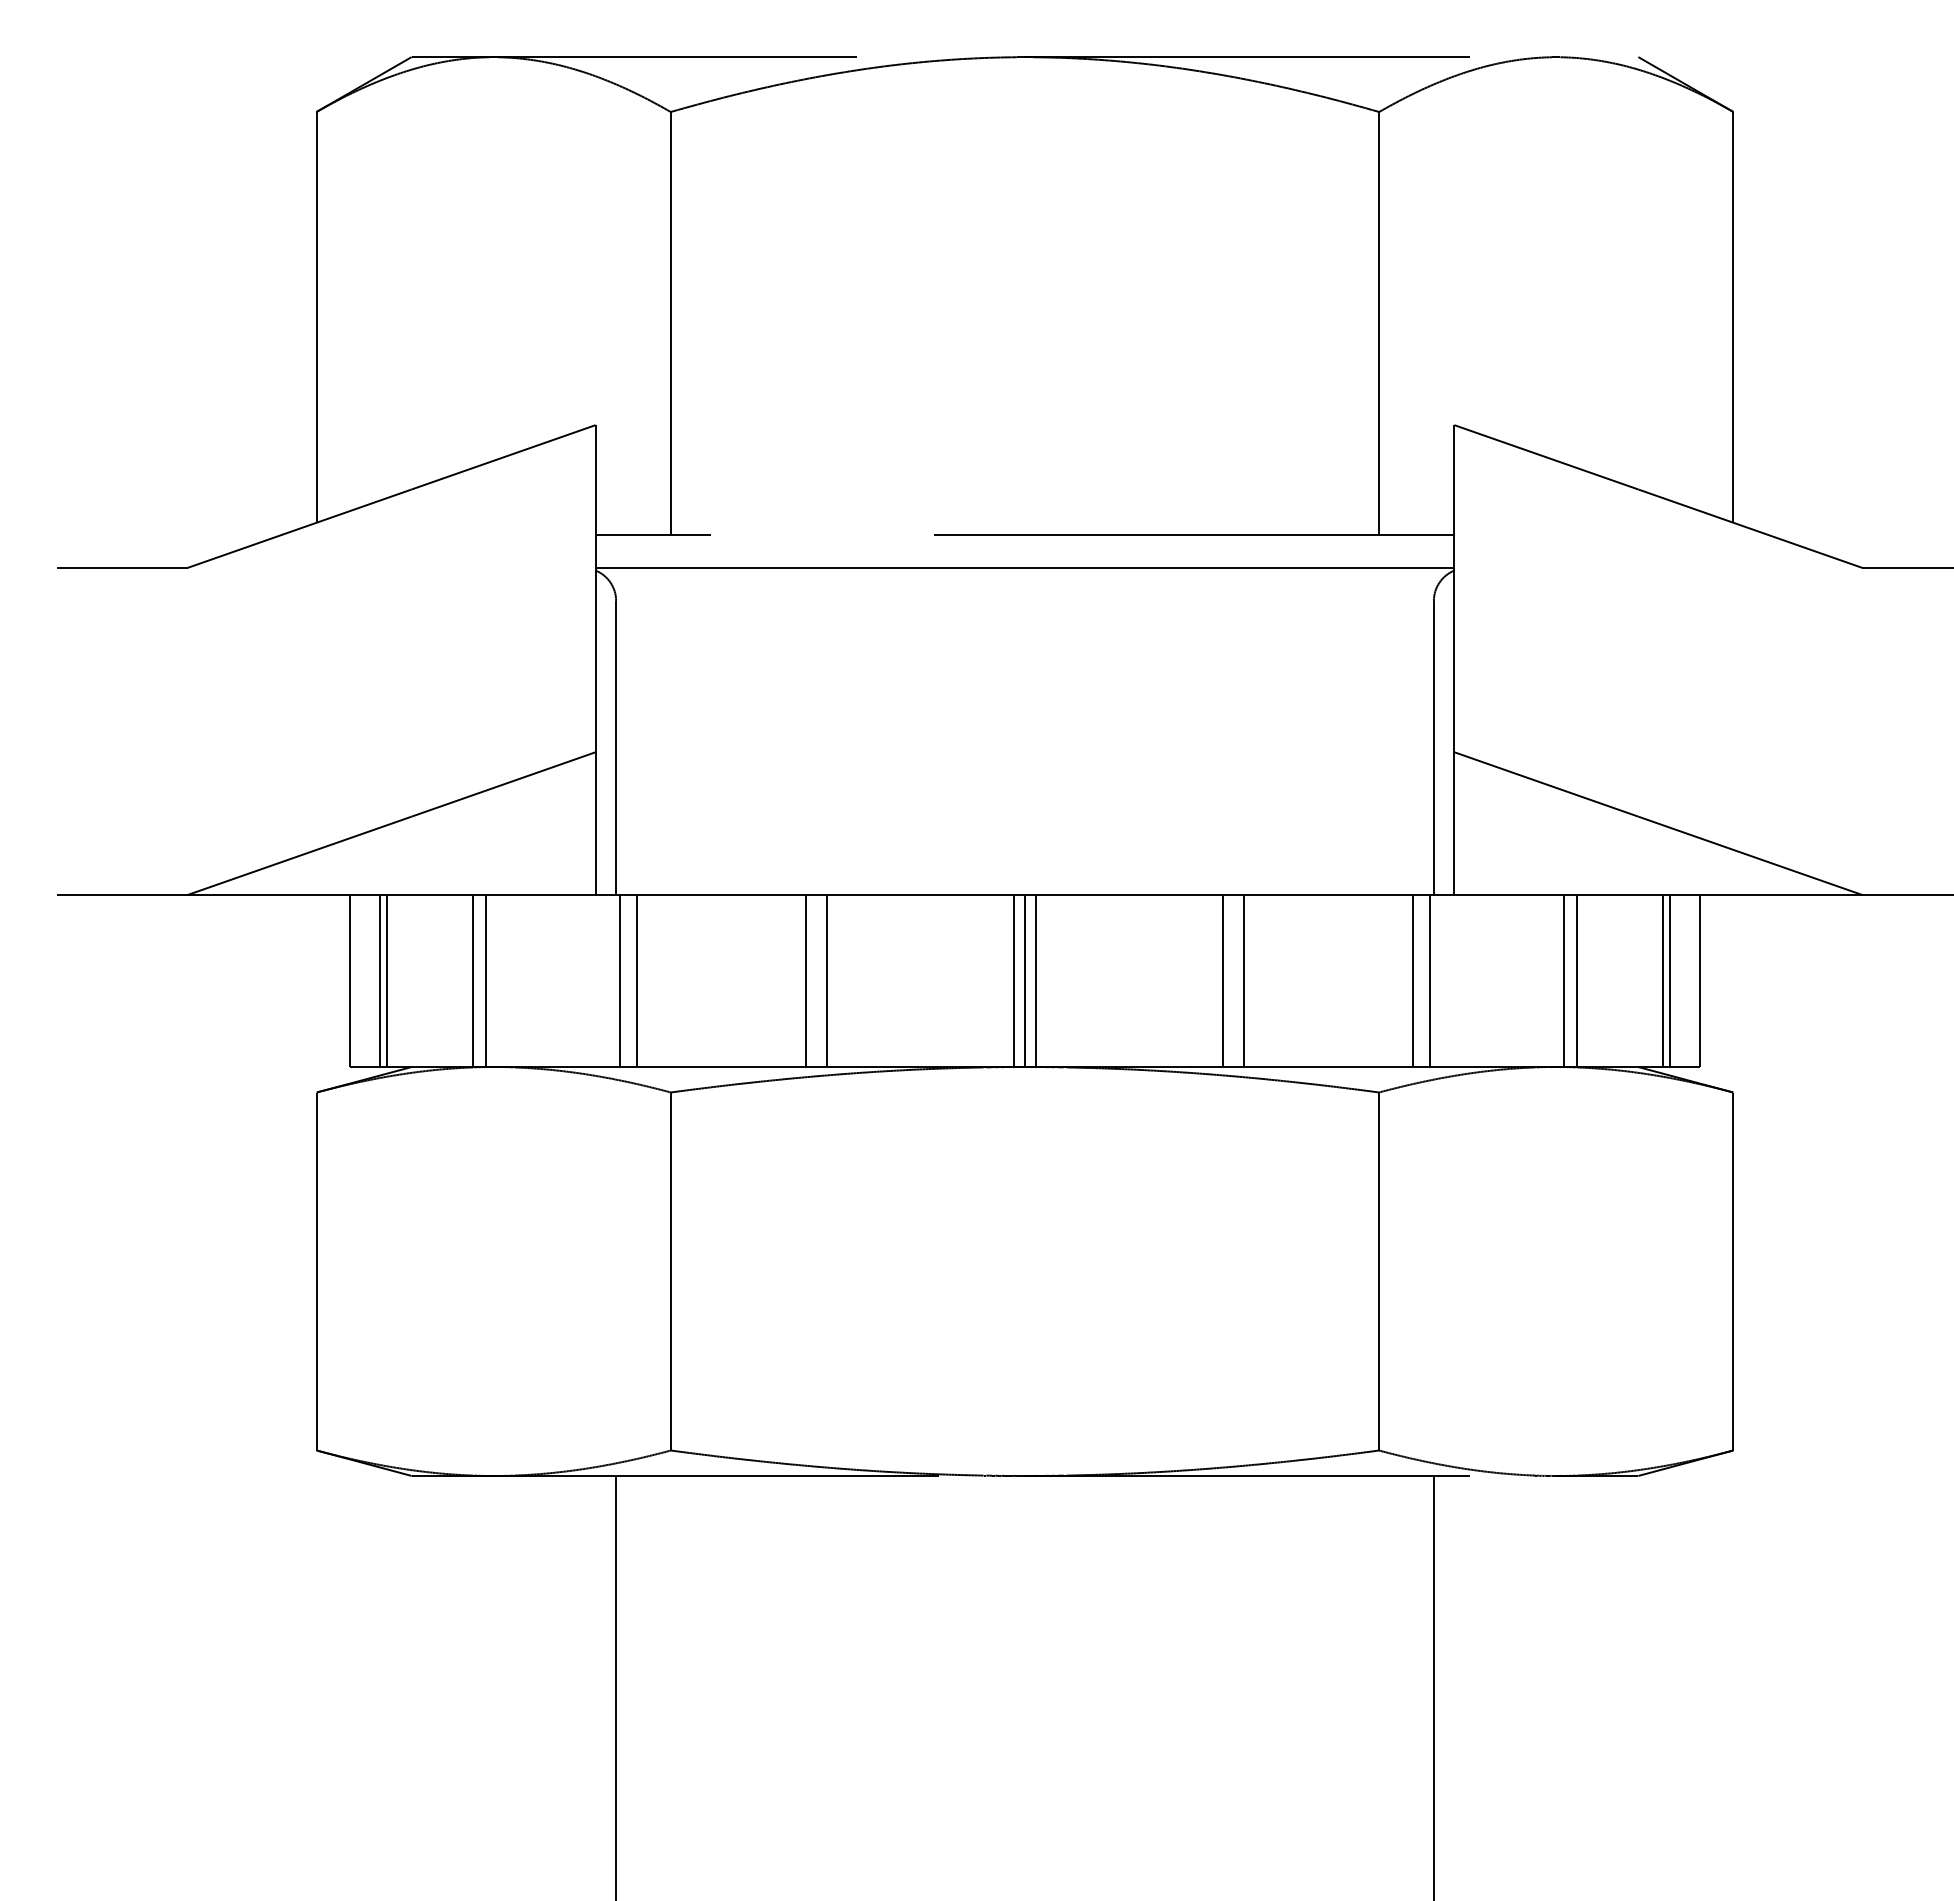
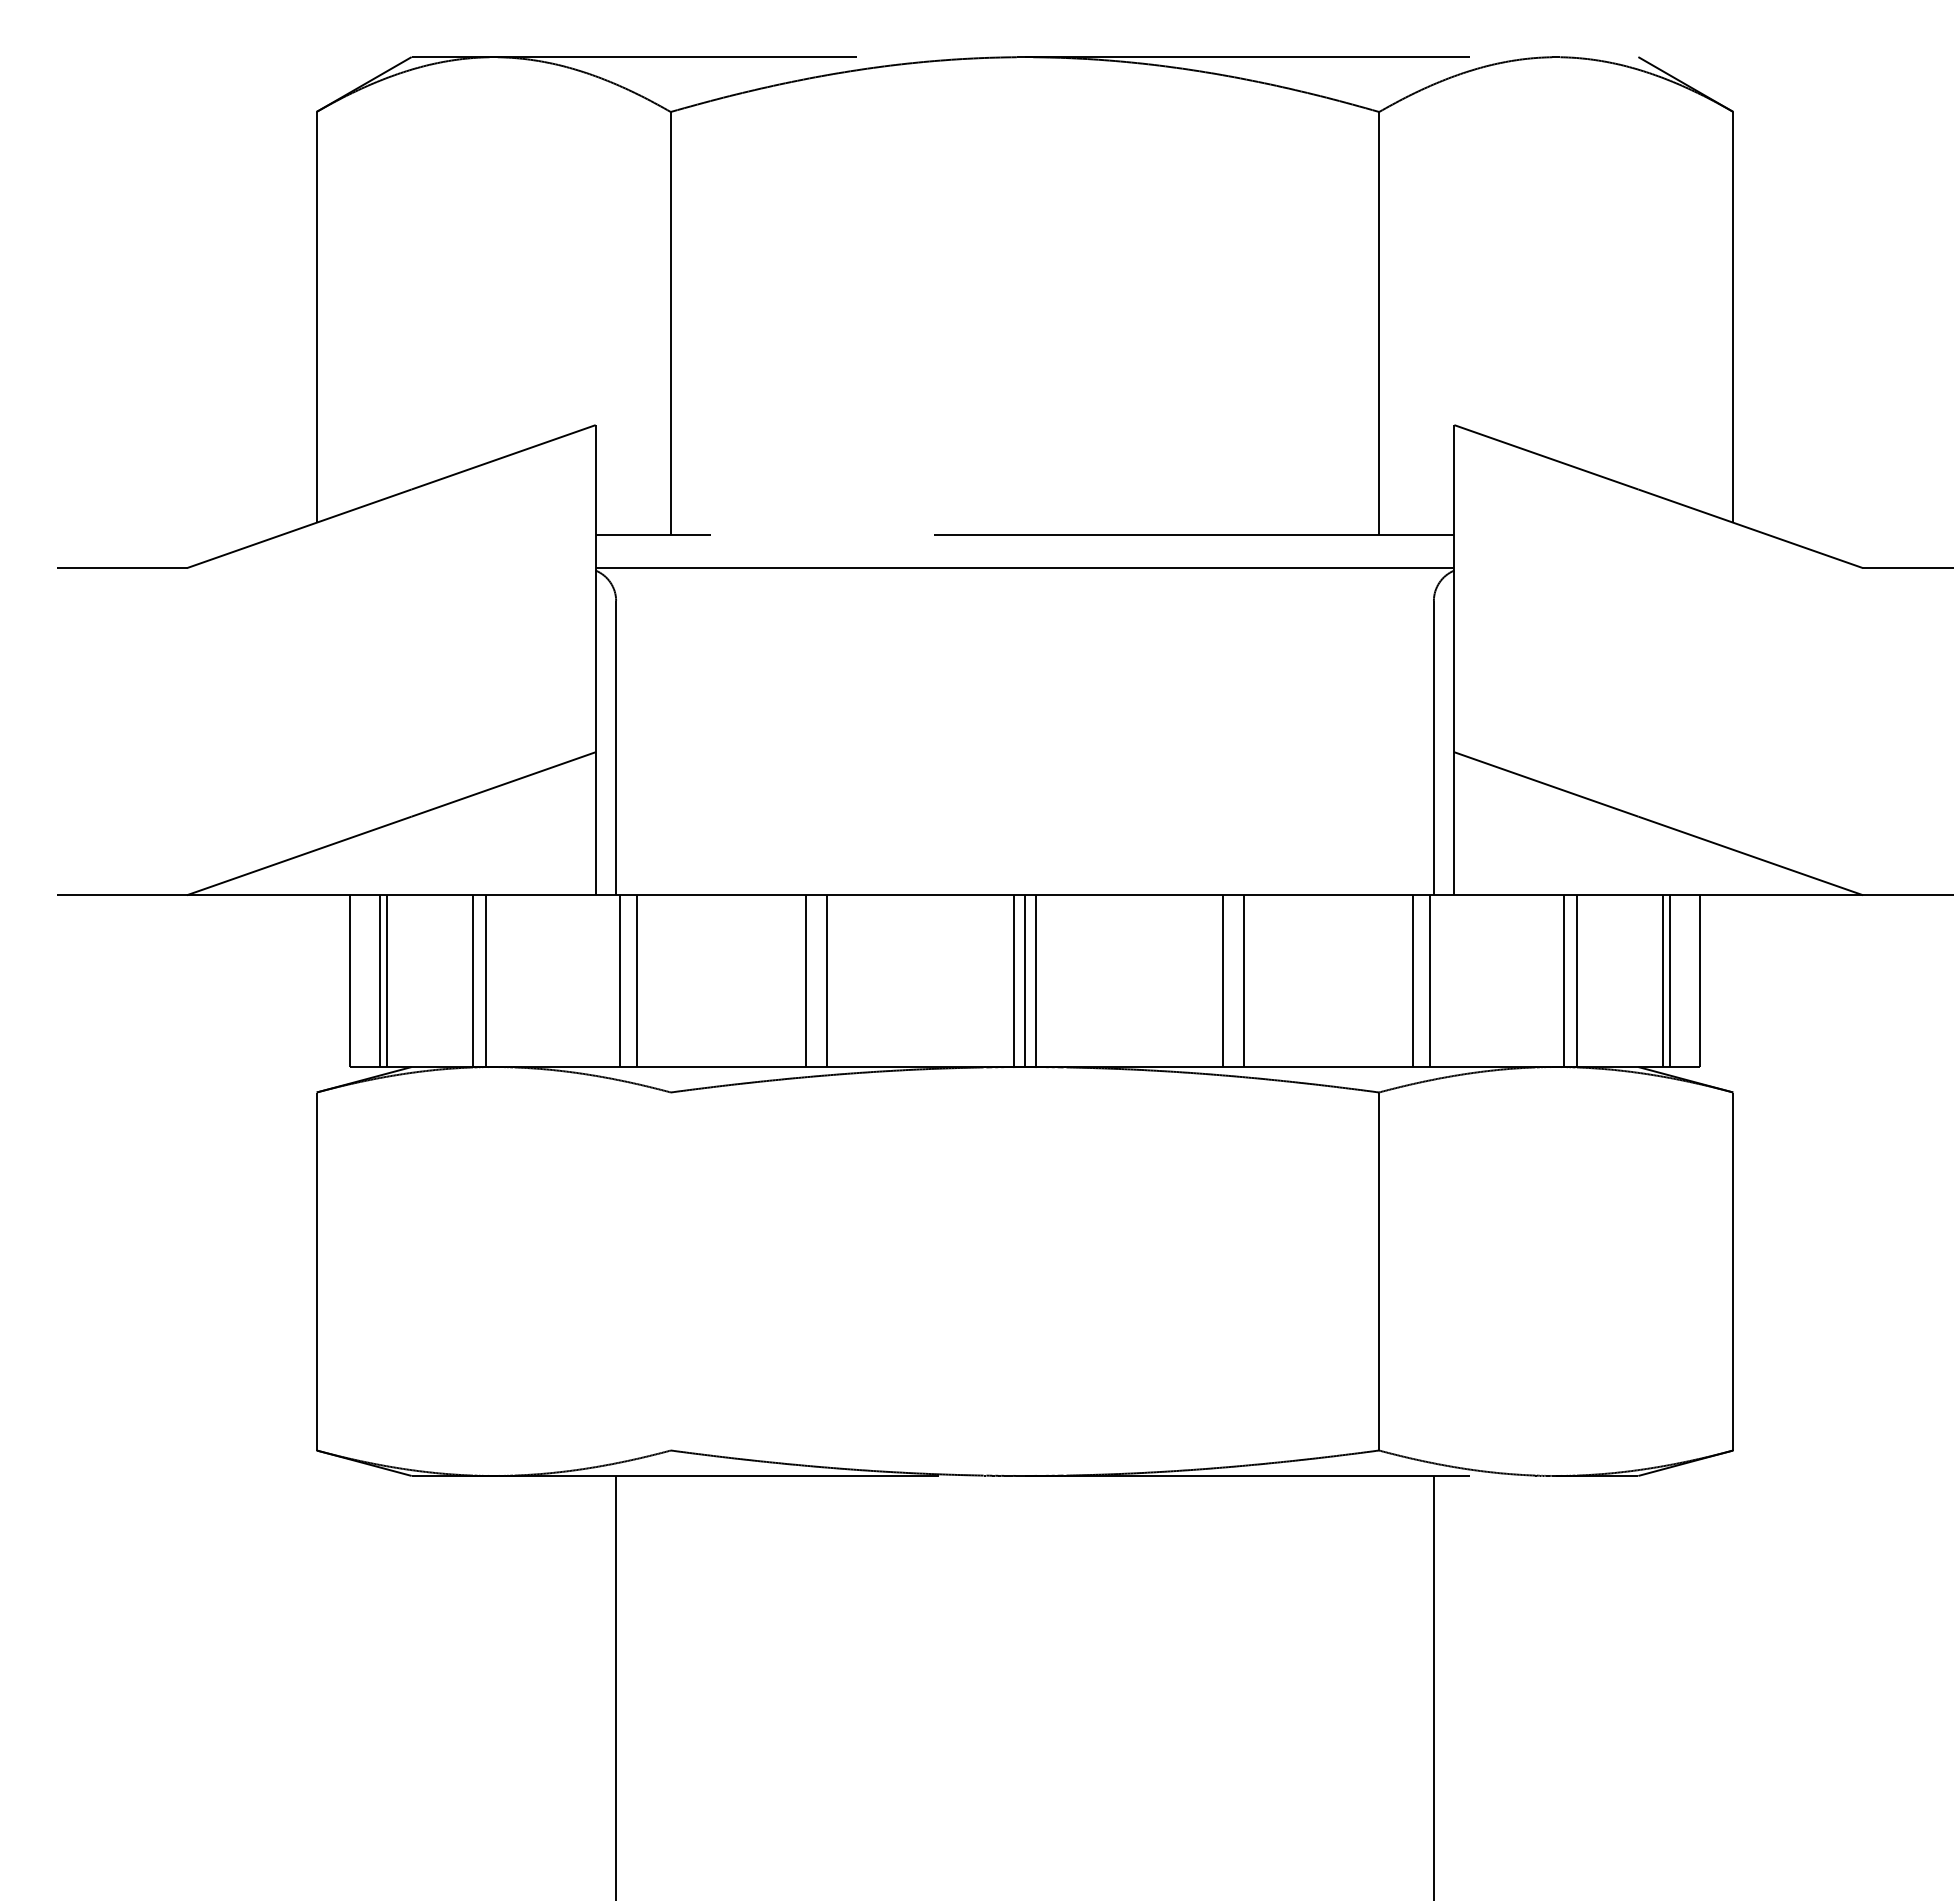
line: present -> none (670, 1271)
